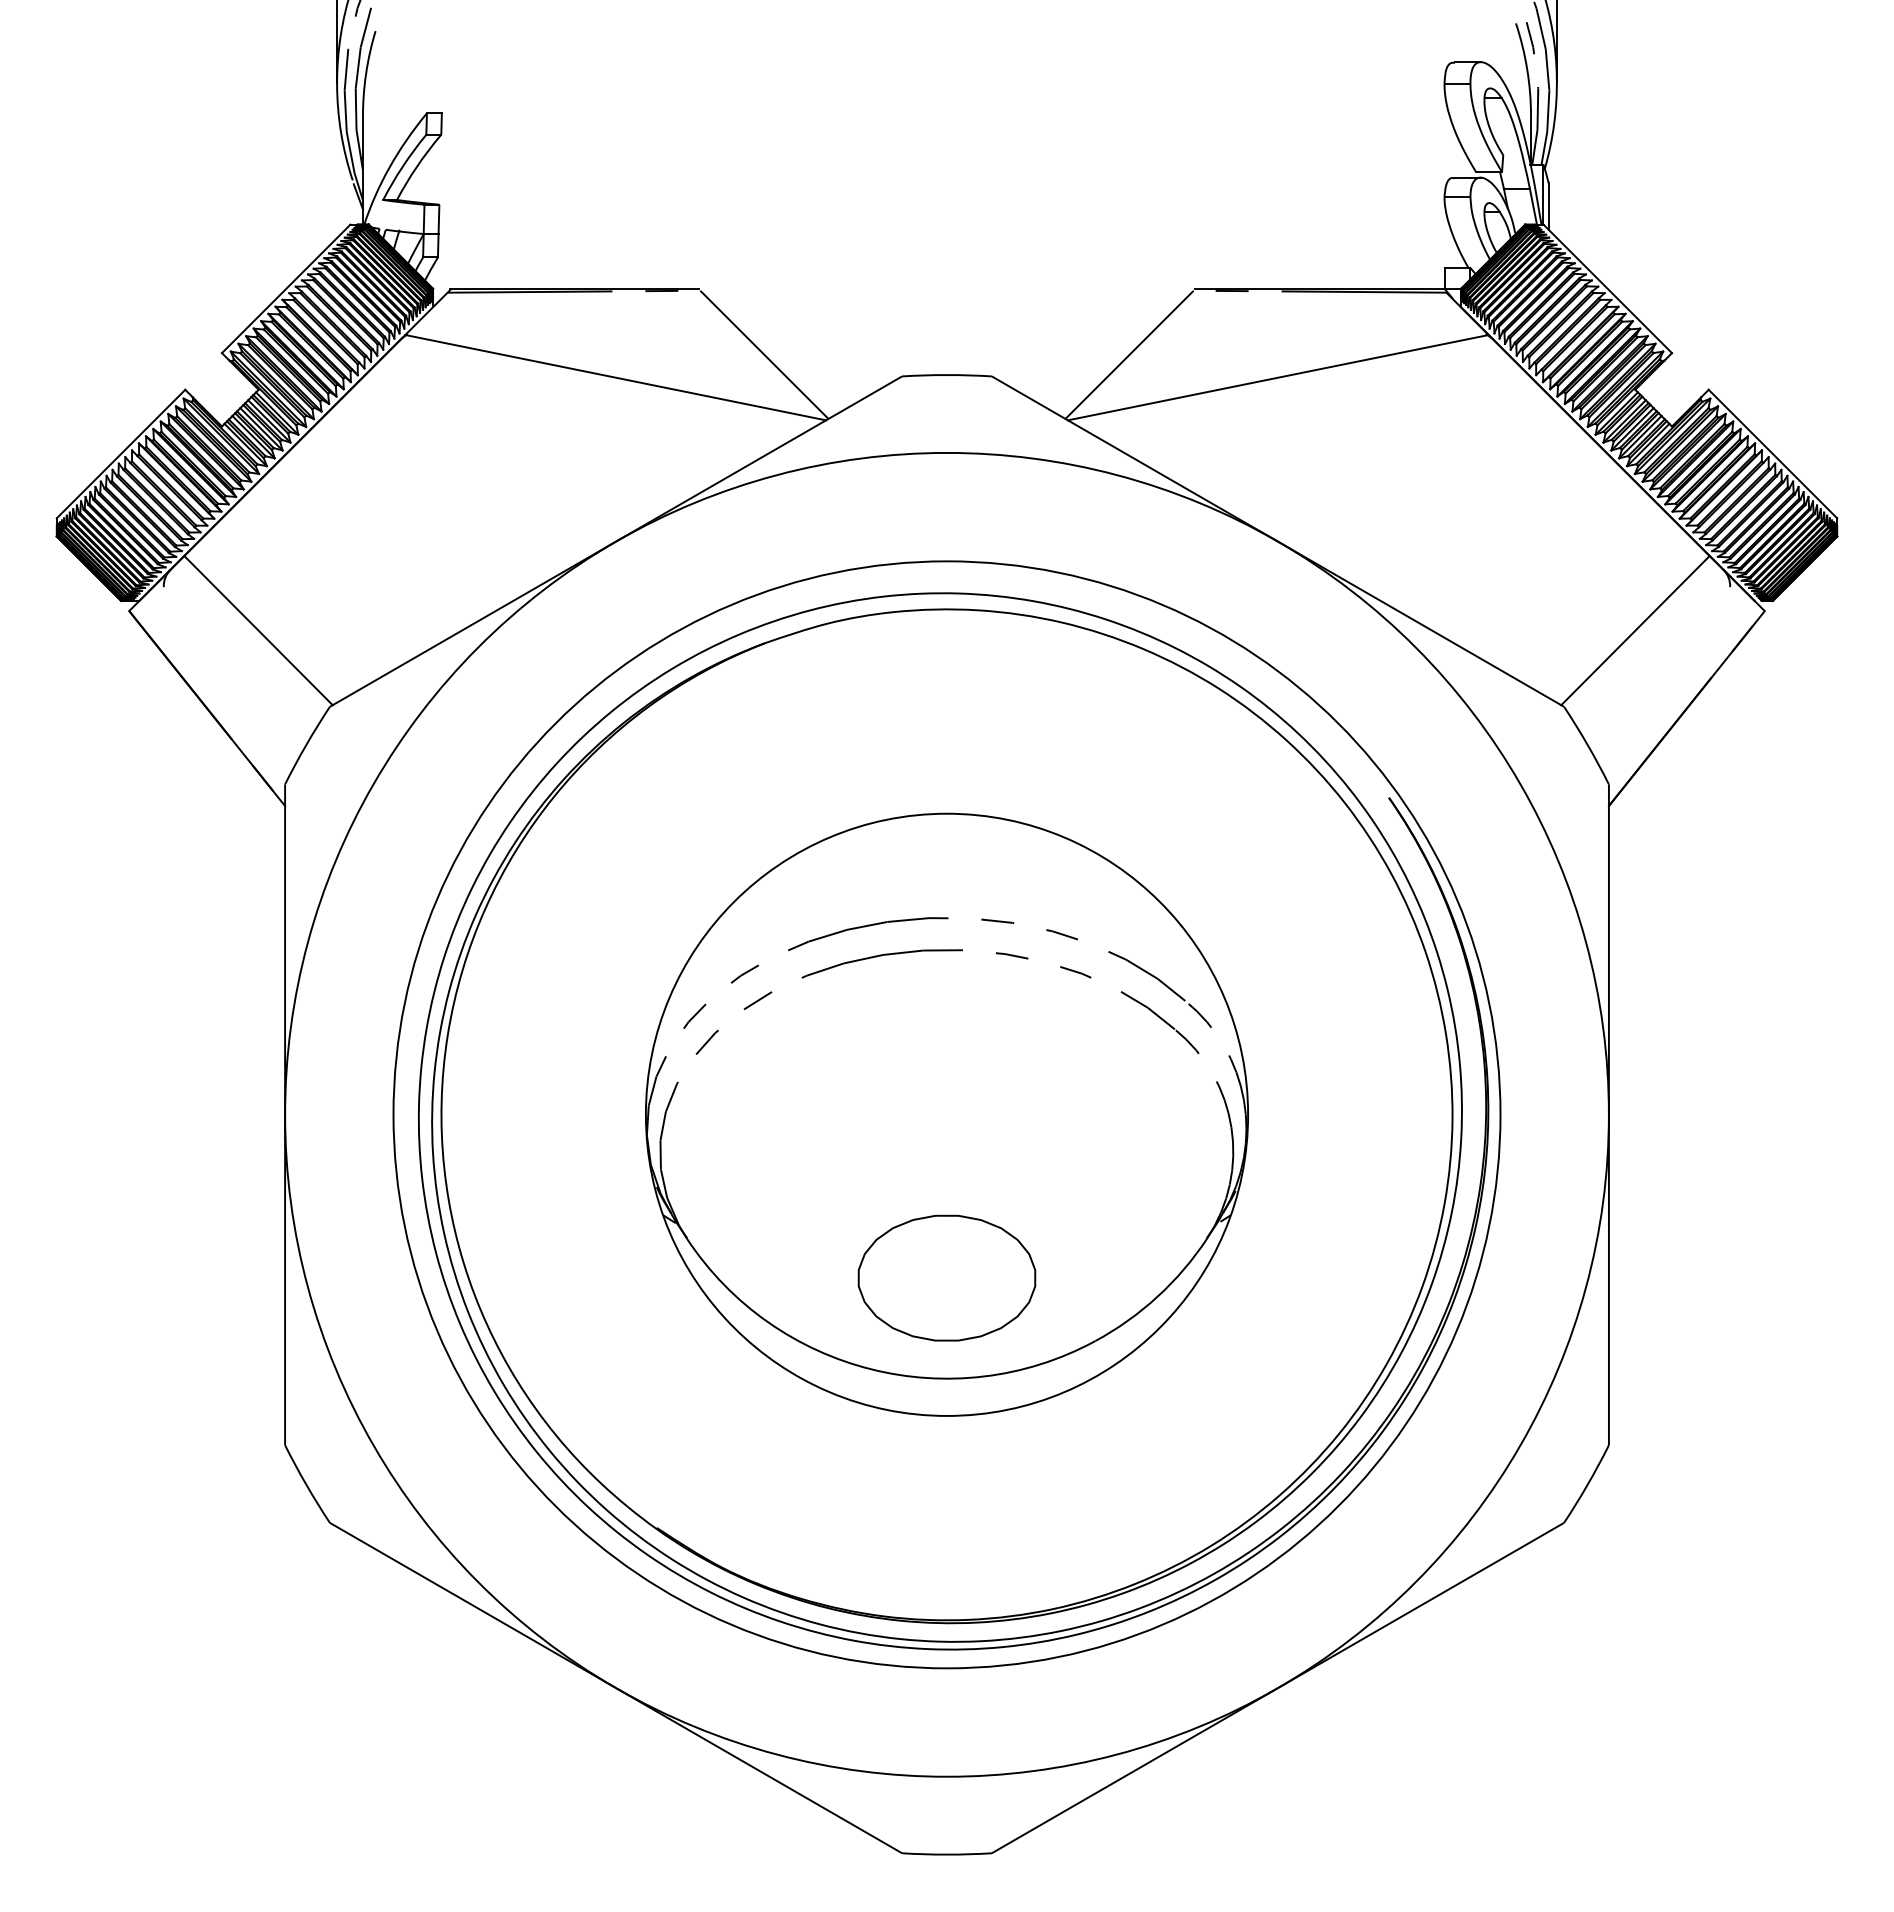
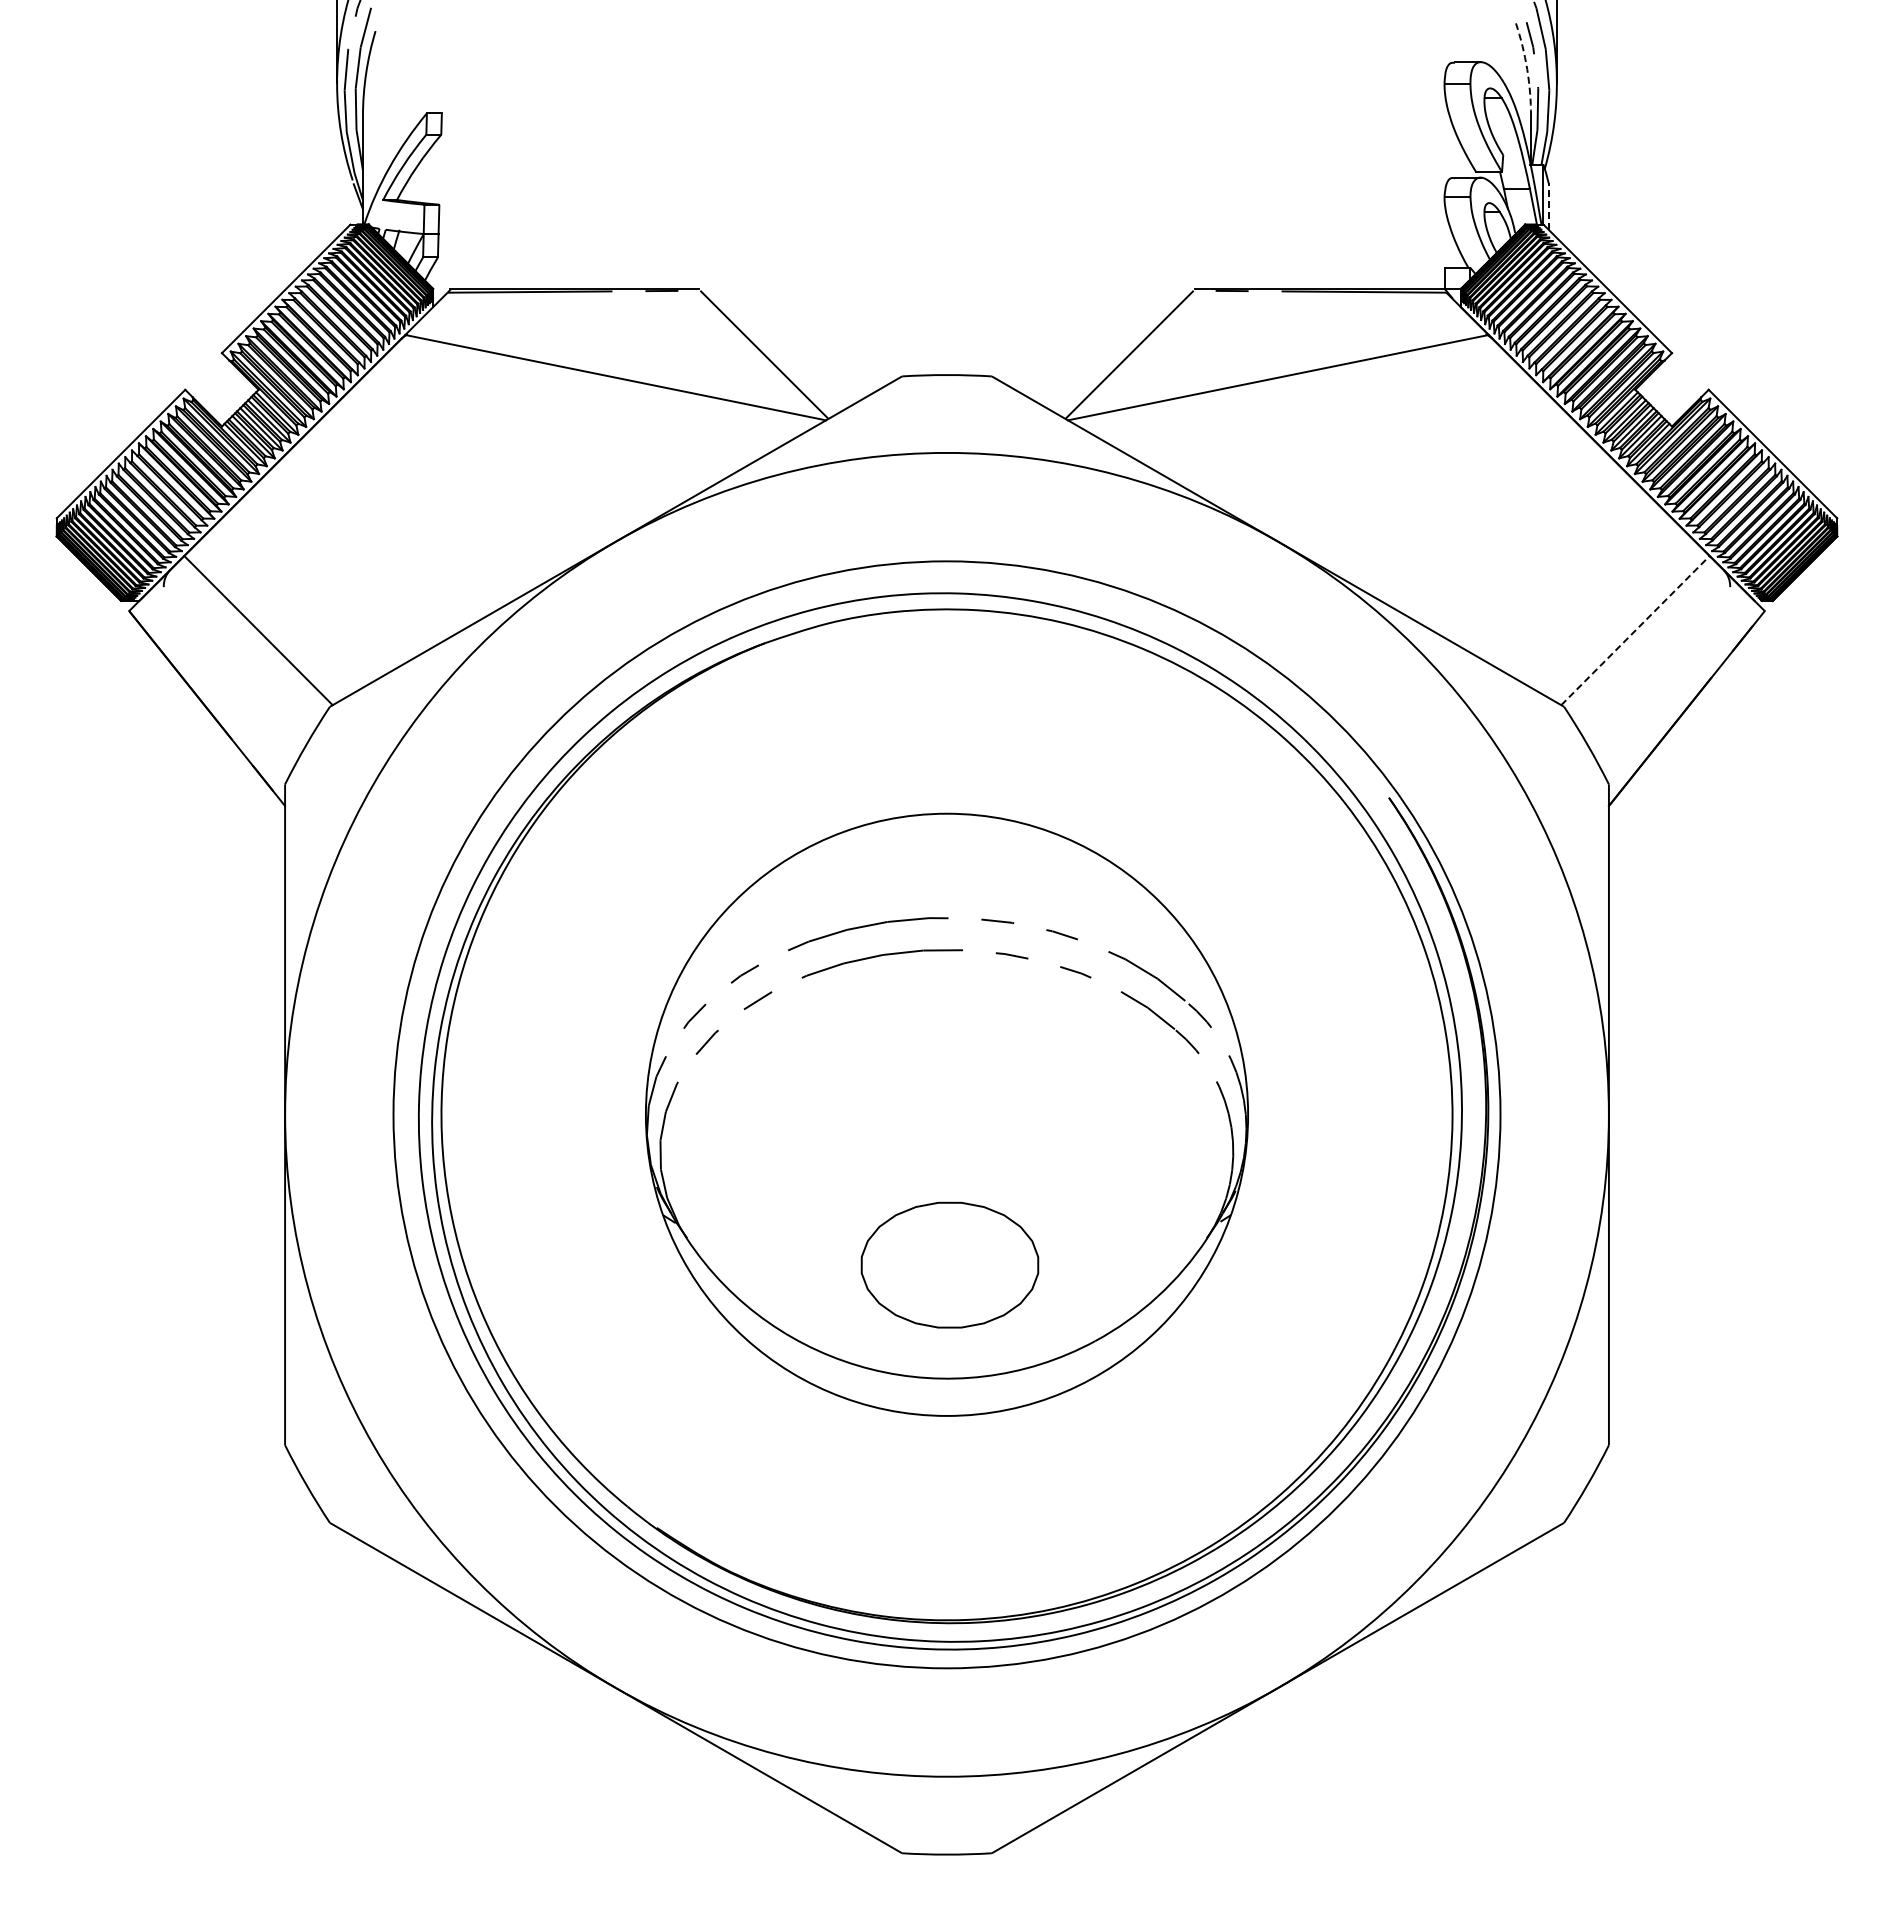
arc: solid -> dashed (1527, 69)
line: solid -> dashed (1548, 206)
line: solid -> dashed (1635, 630)
part position: (946, 1277) -> (949, 1264) (949, 1264)
